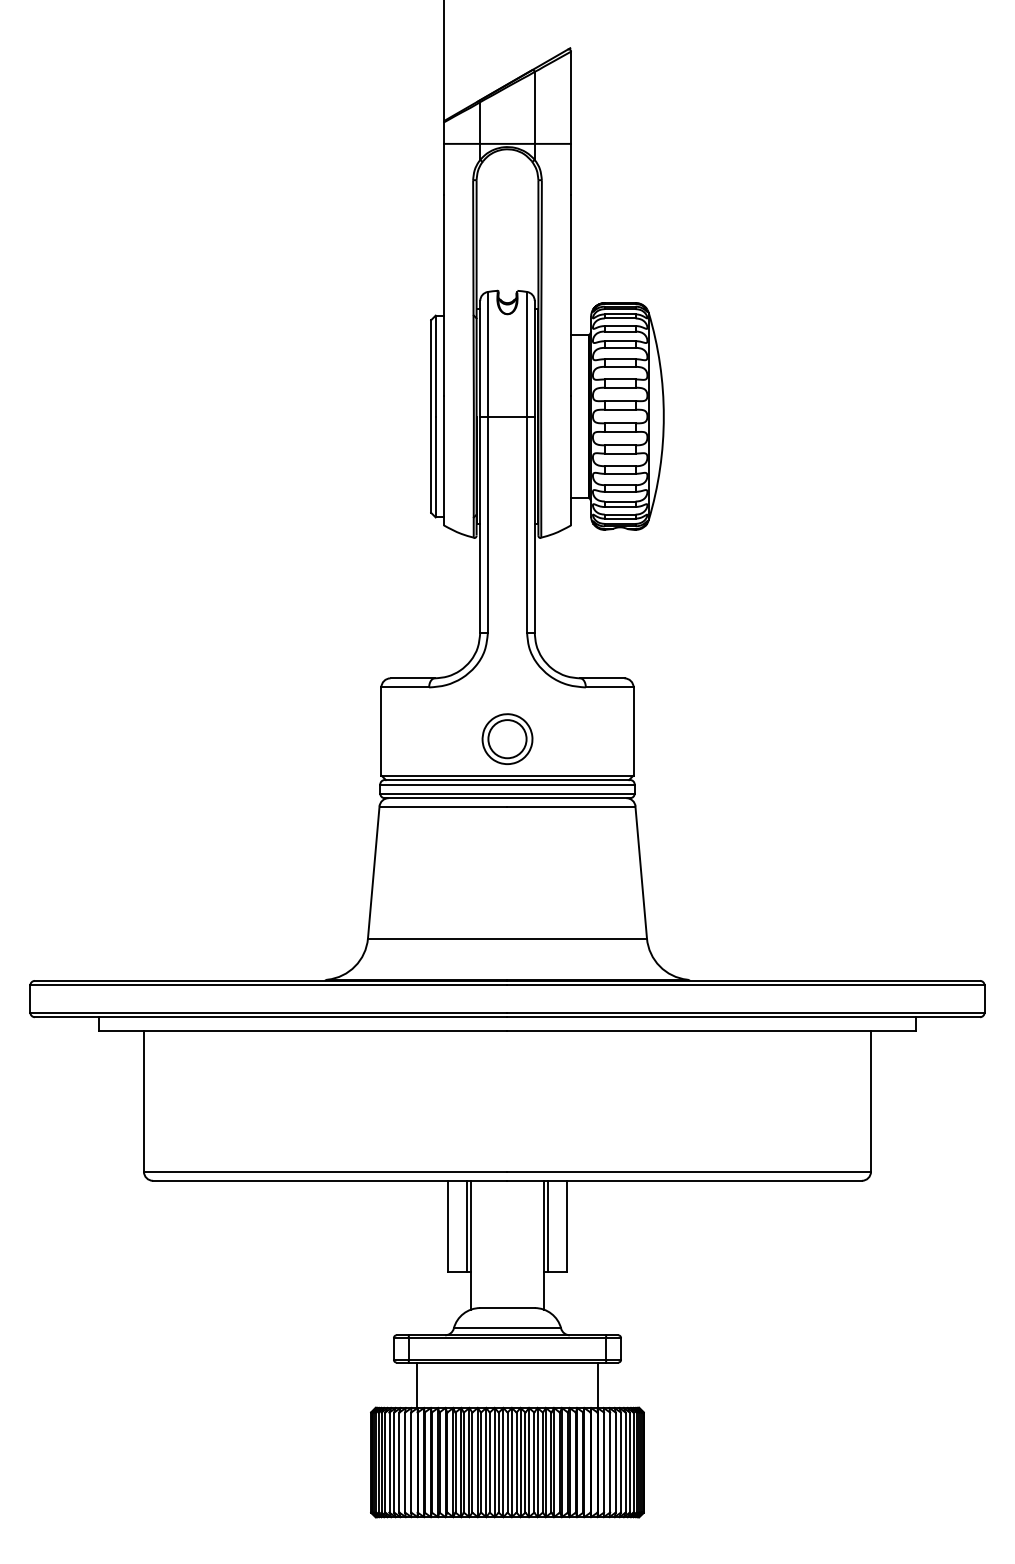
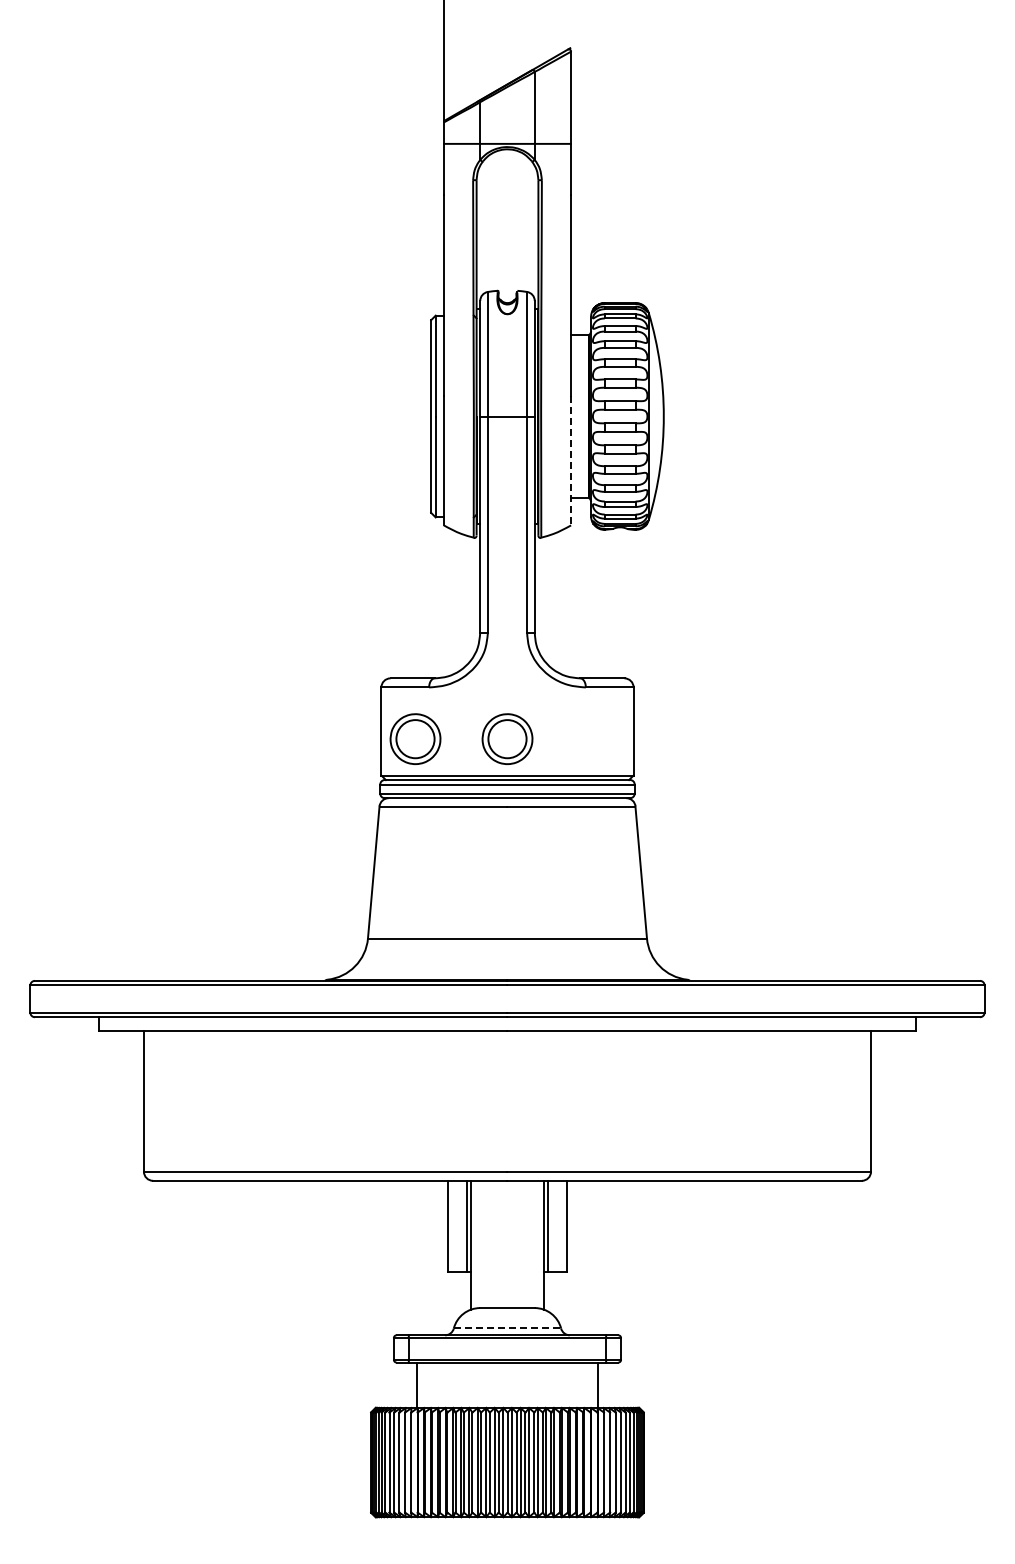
line: solid -> dashed (571, 460)
part: none -> present (415, 738)
line: solid -> dashed (507, 1328)
